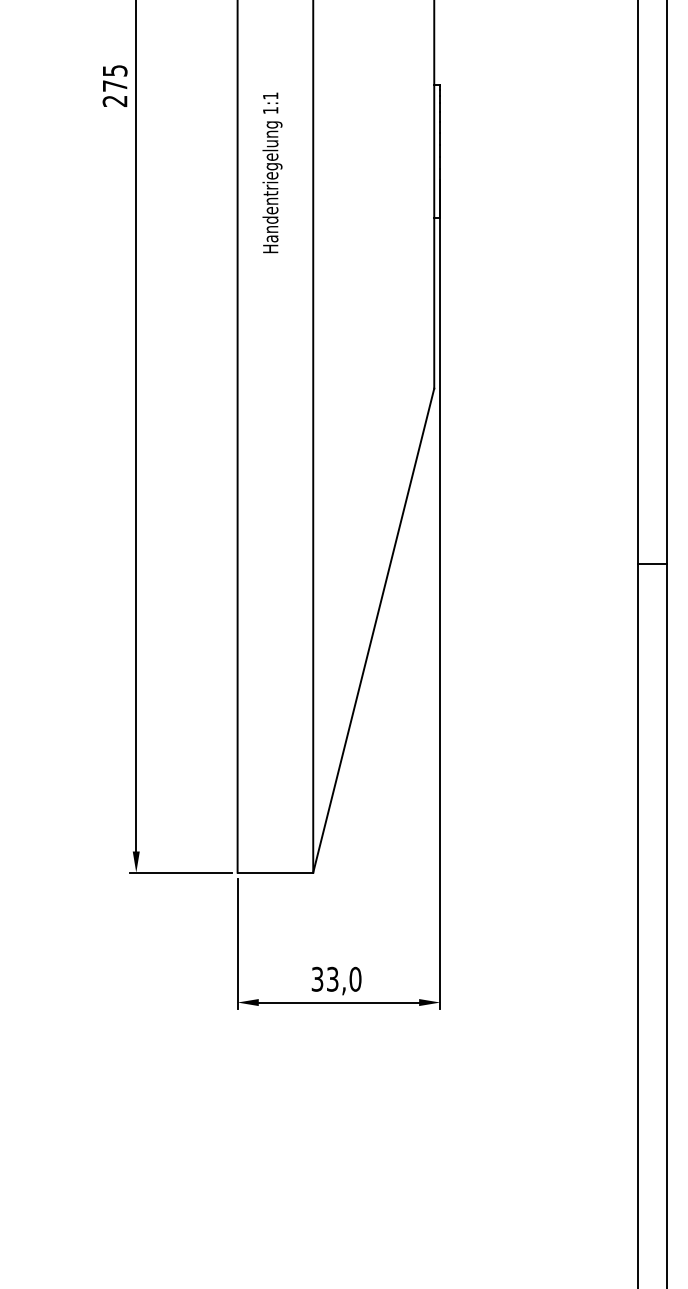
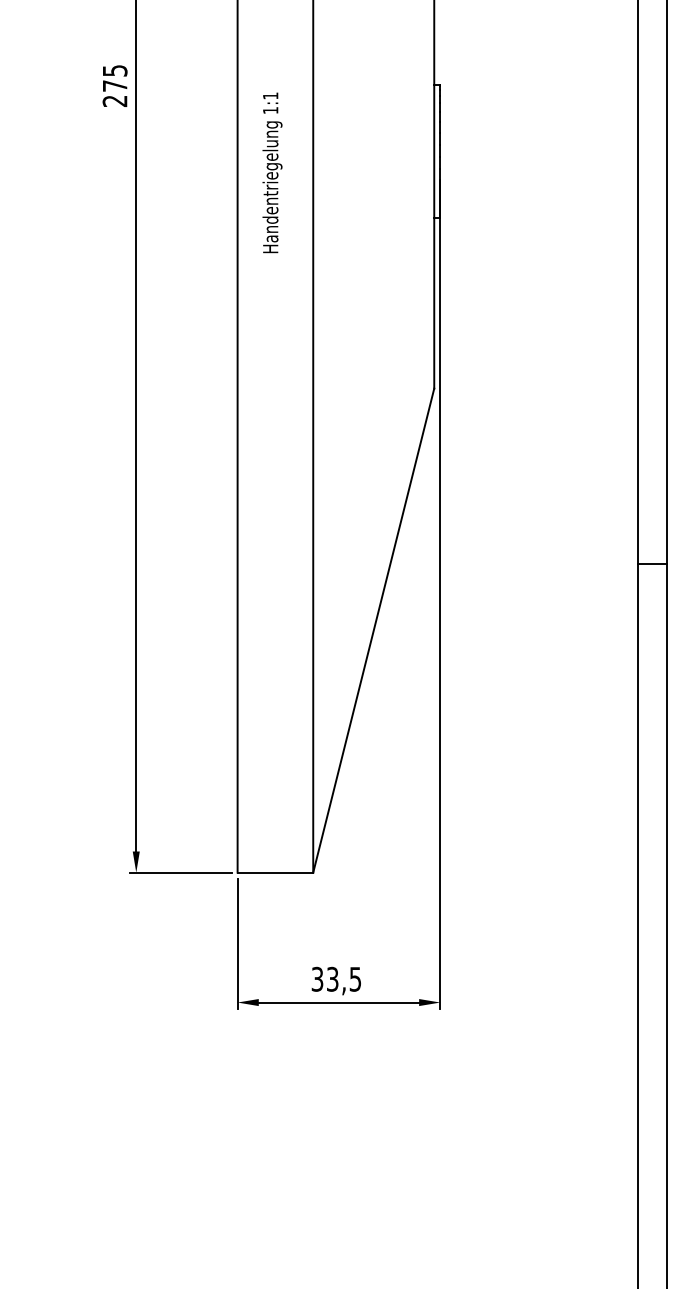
text: 33,0 -> 33,5 (355, 978)
